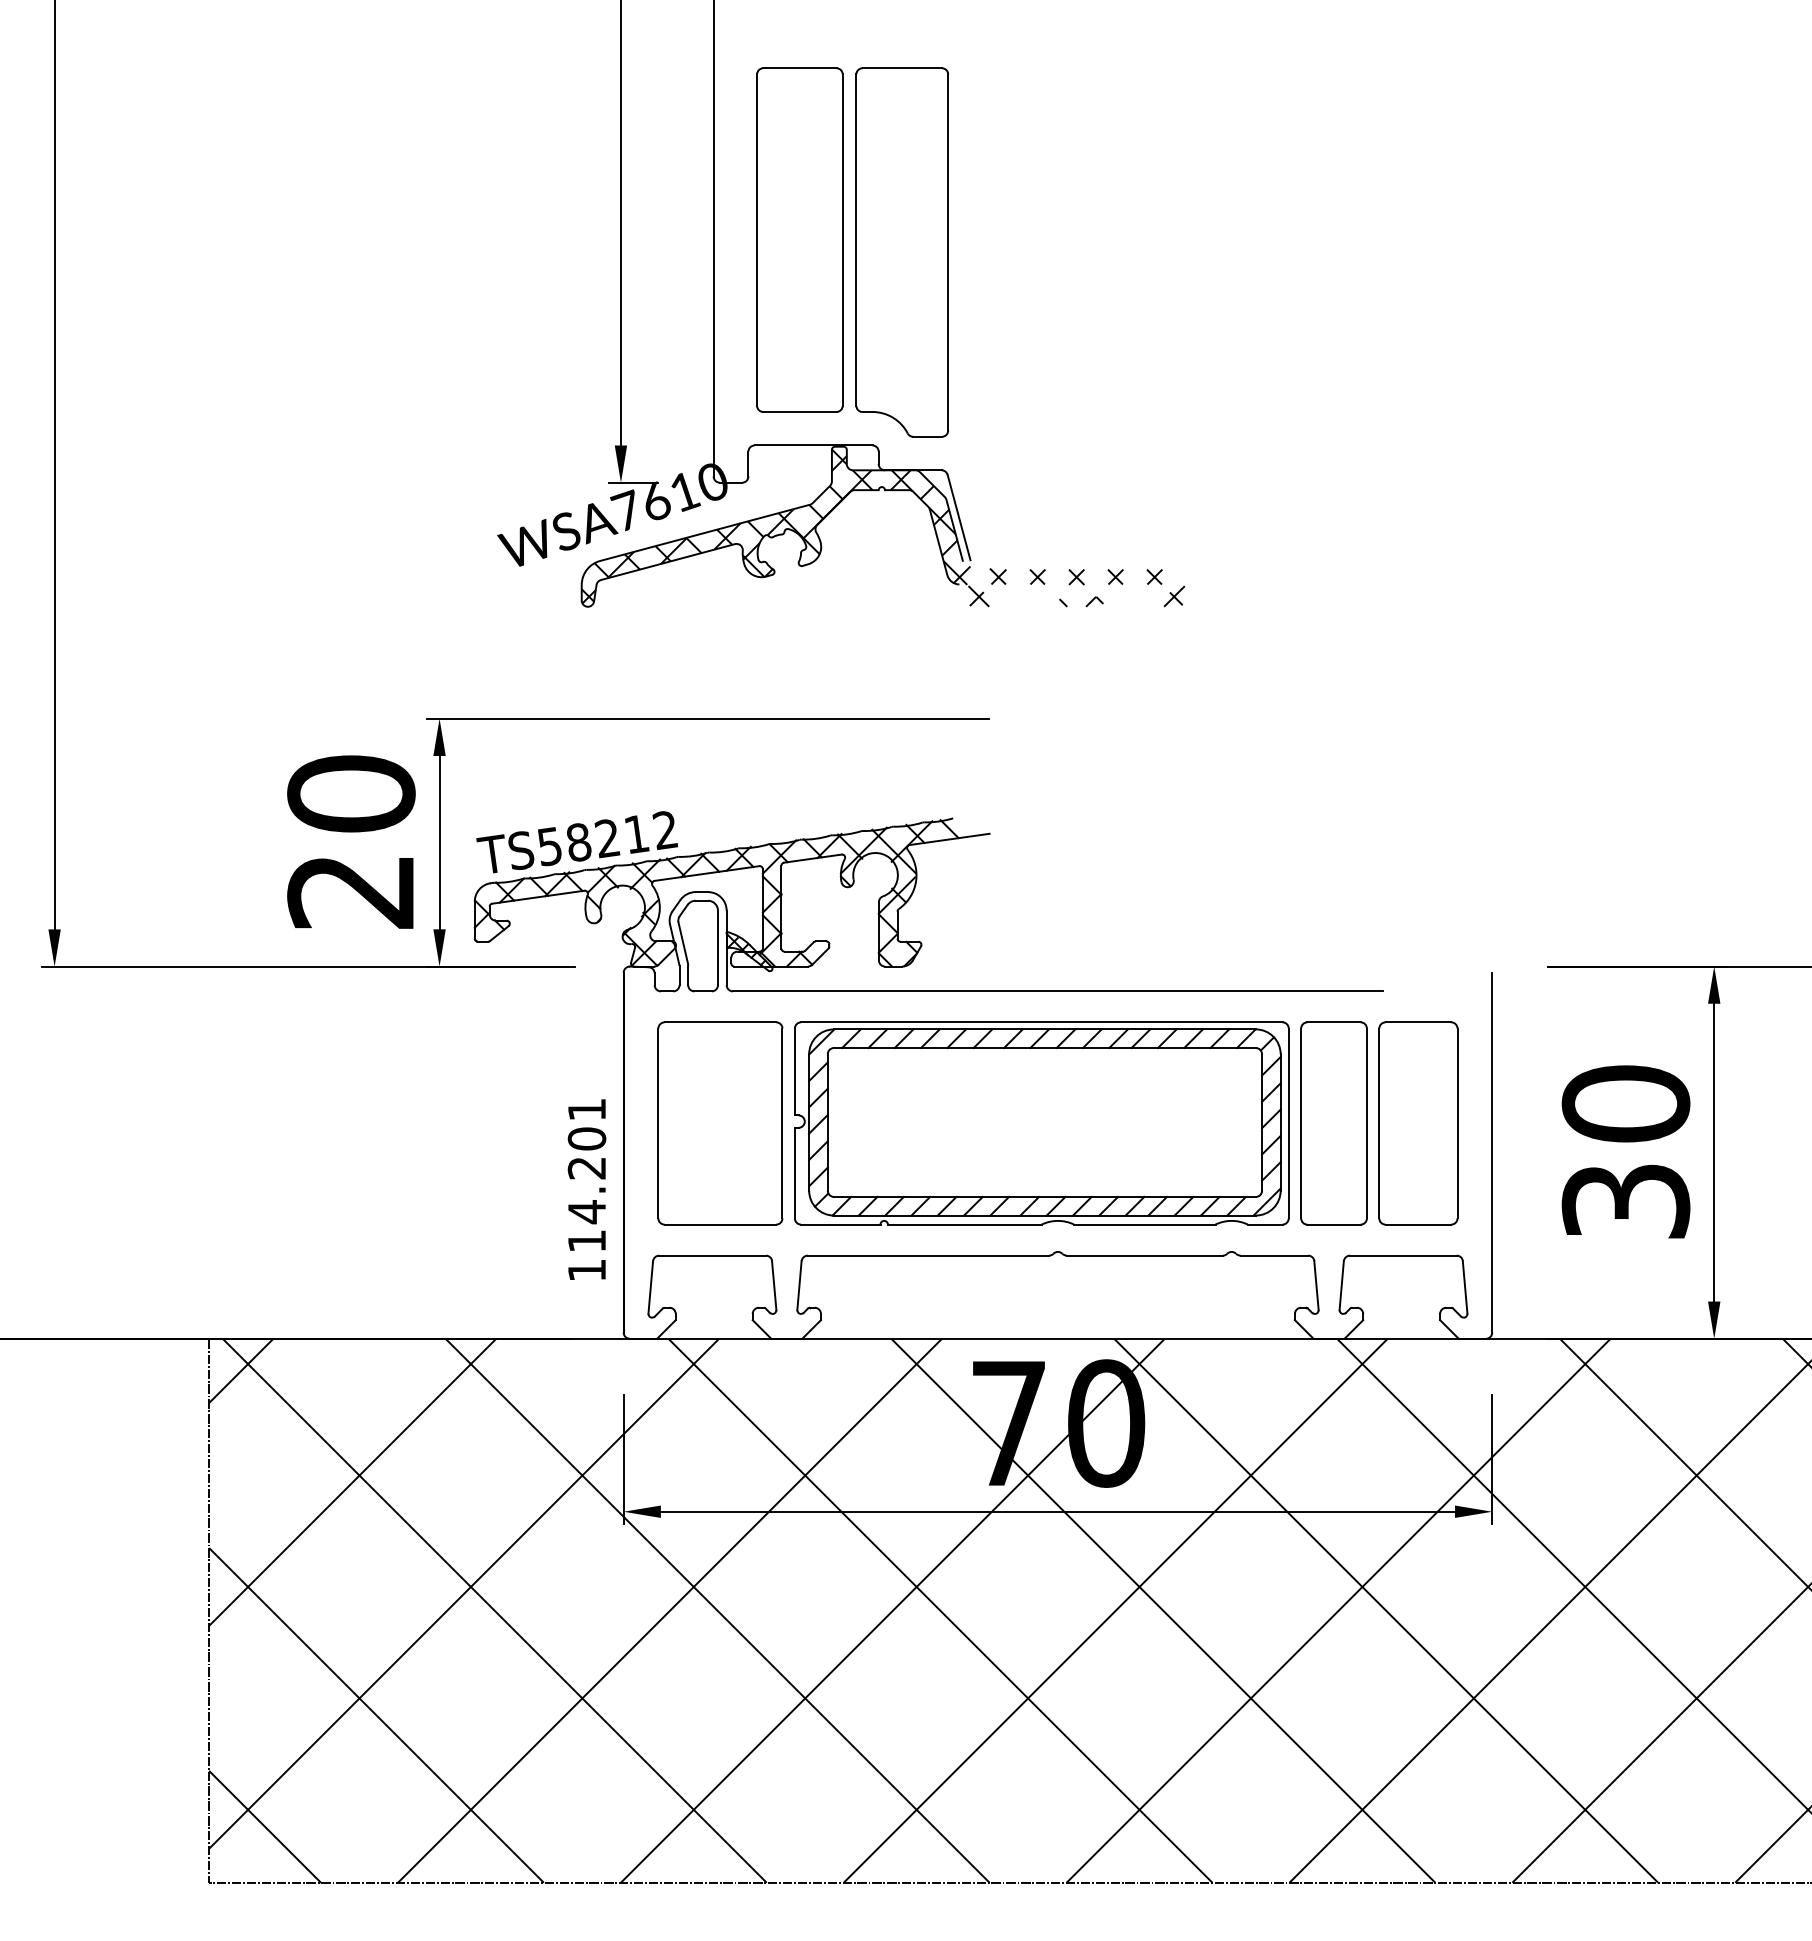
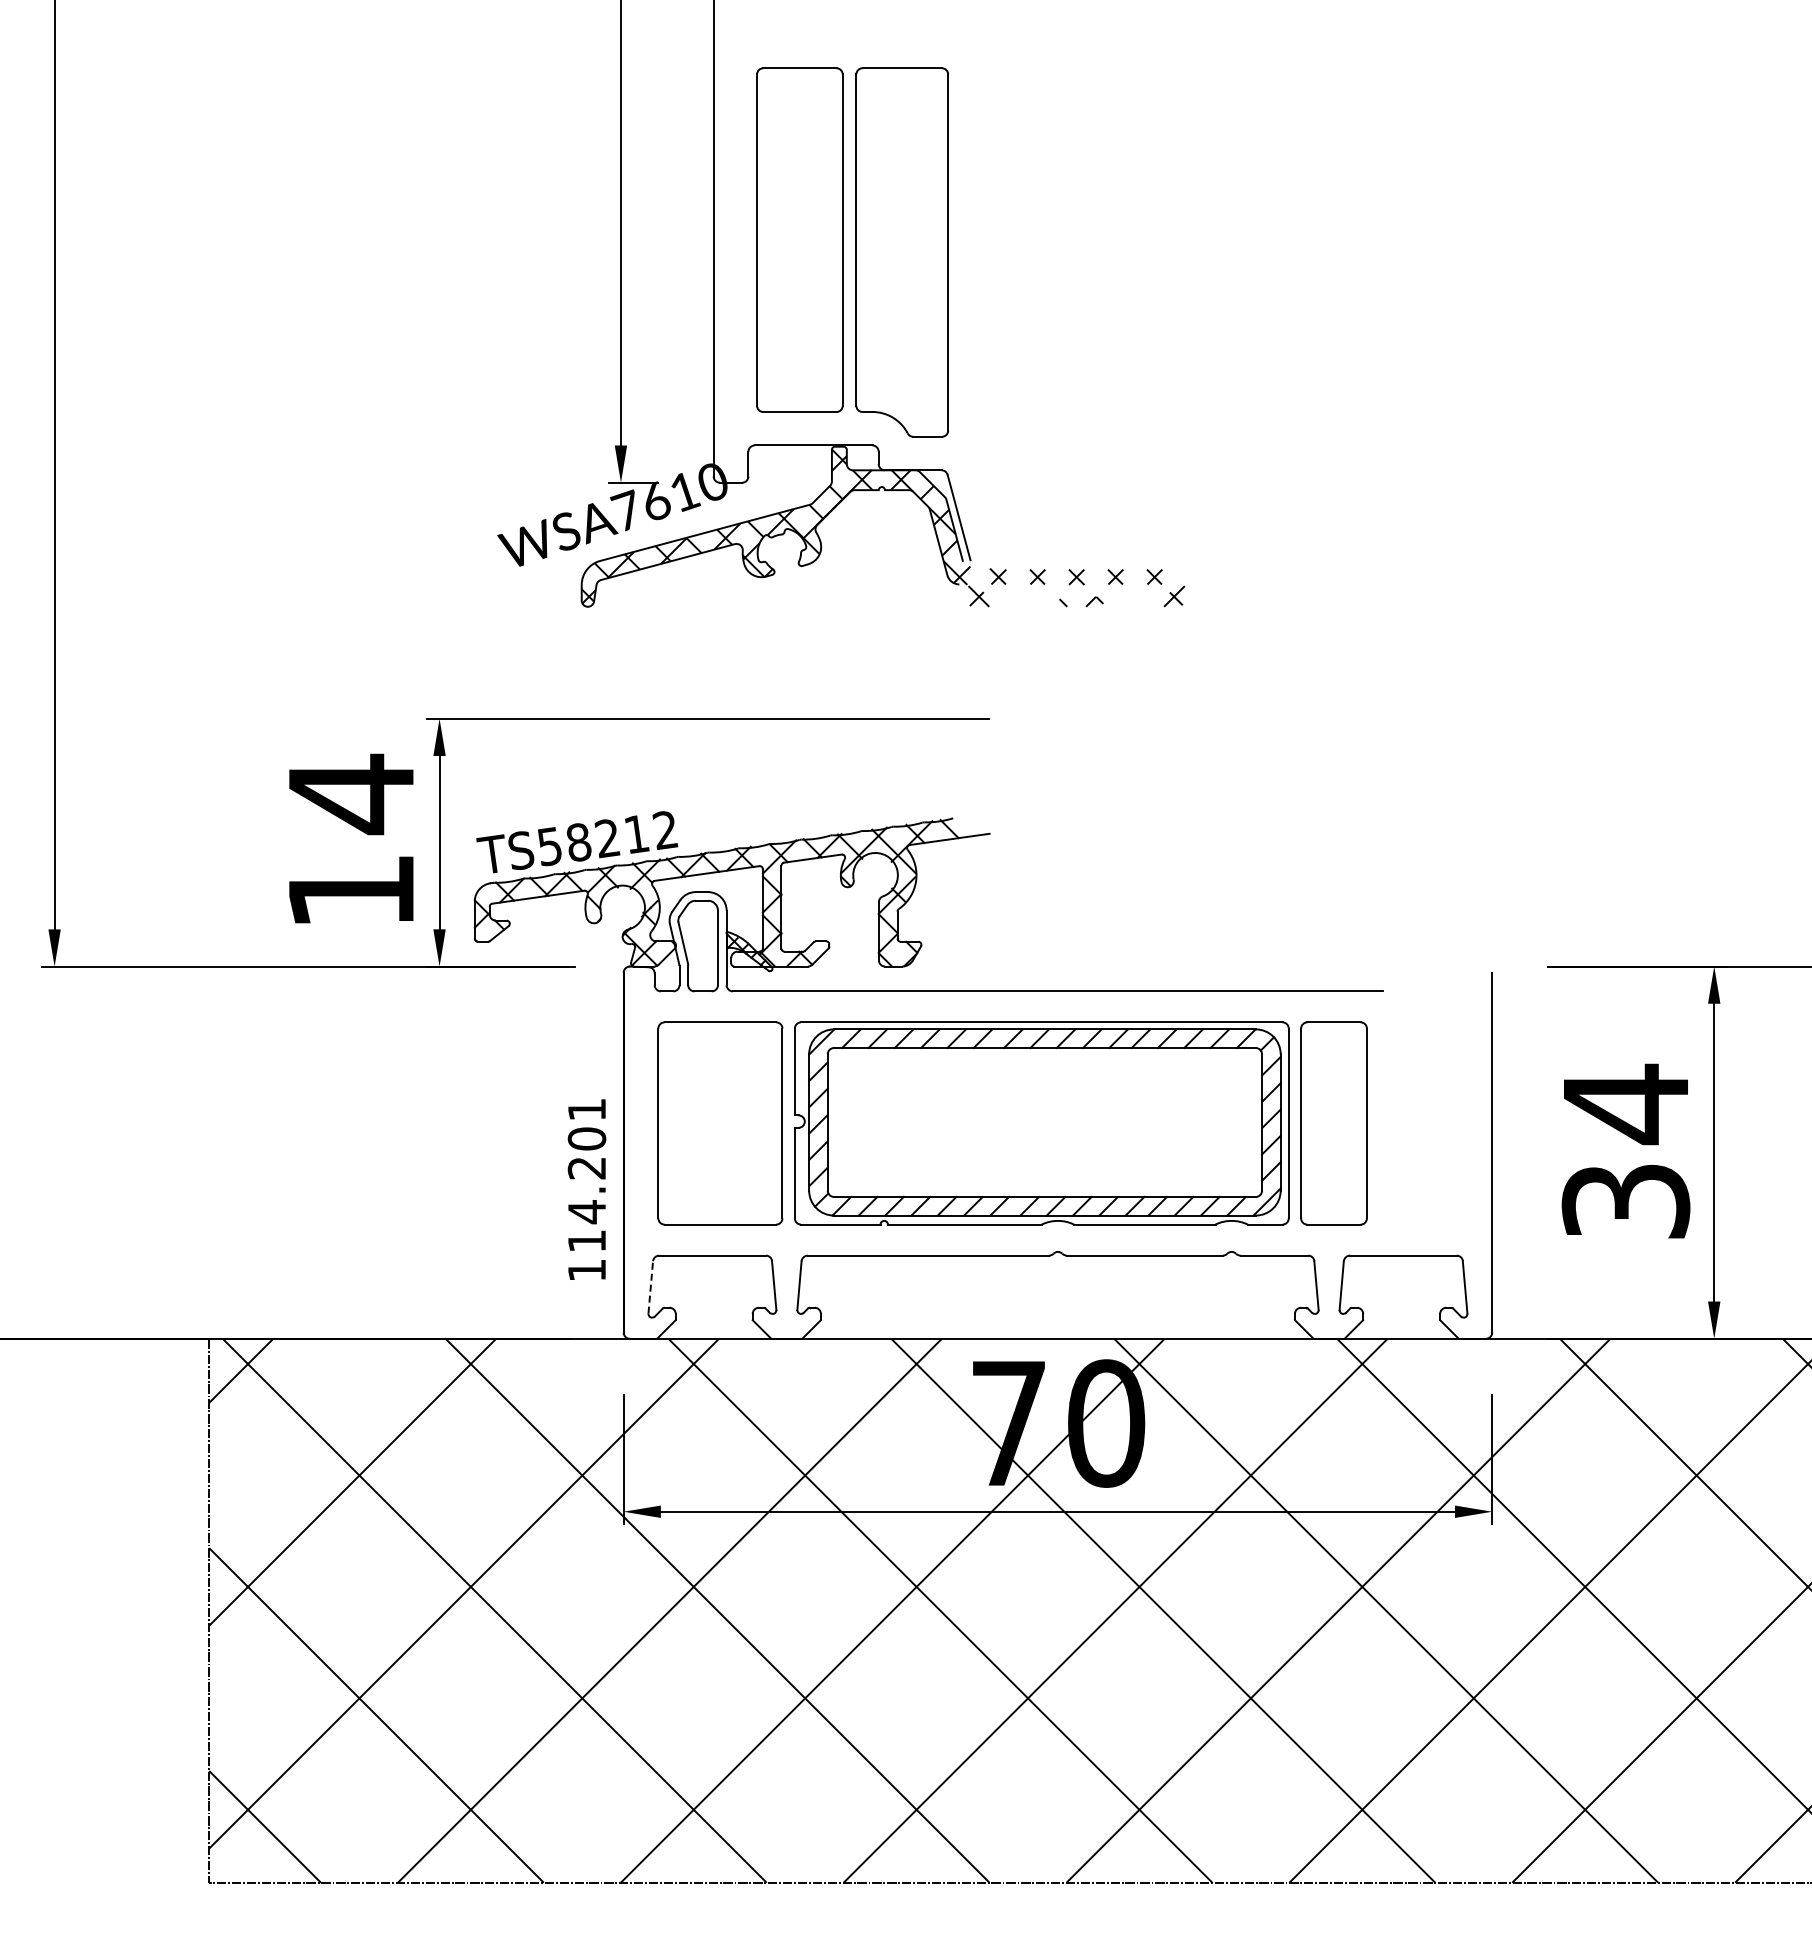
text: 20 -> 14 (351, 840)
text: 30 -> 34 (1625, 1104)
part: present -> none (1418, 1123)
line: solid -> dashed (650, 1286)
